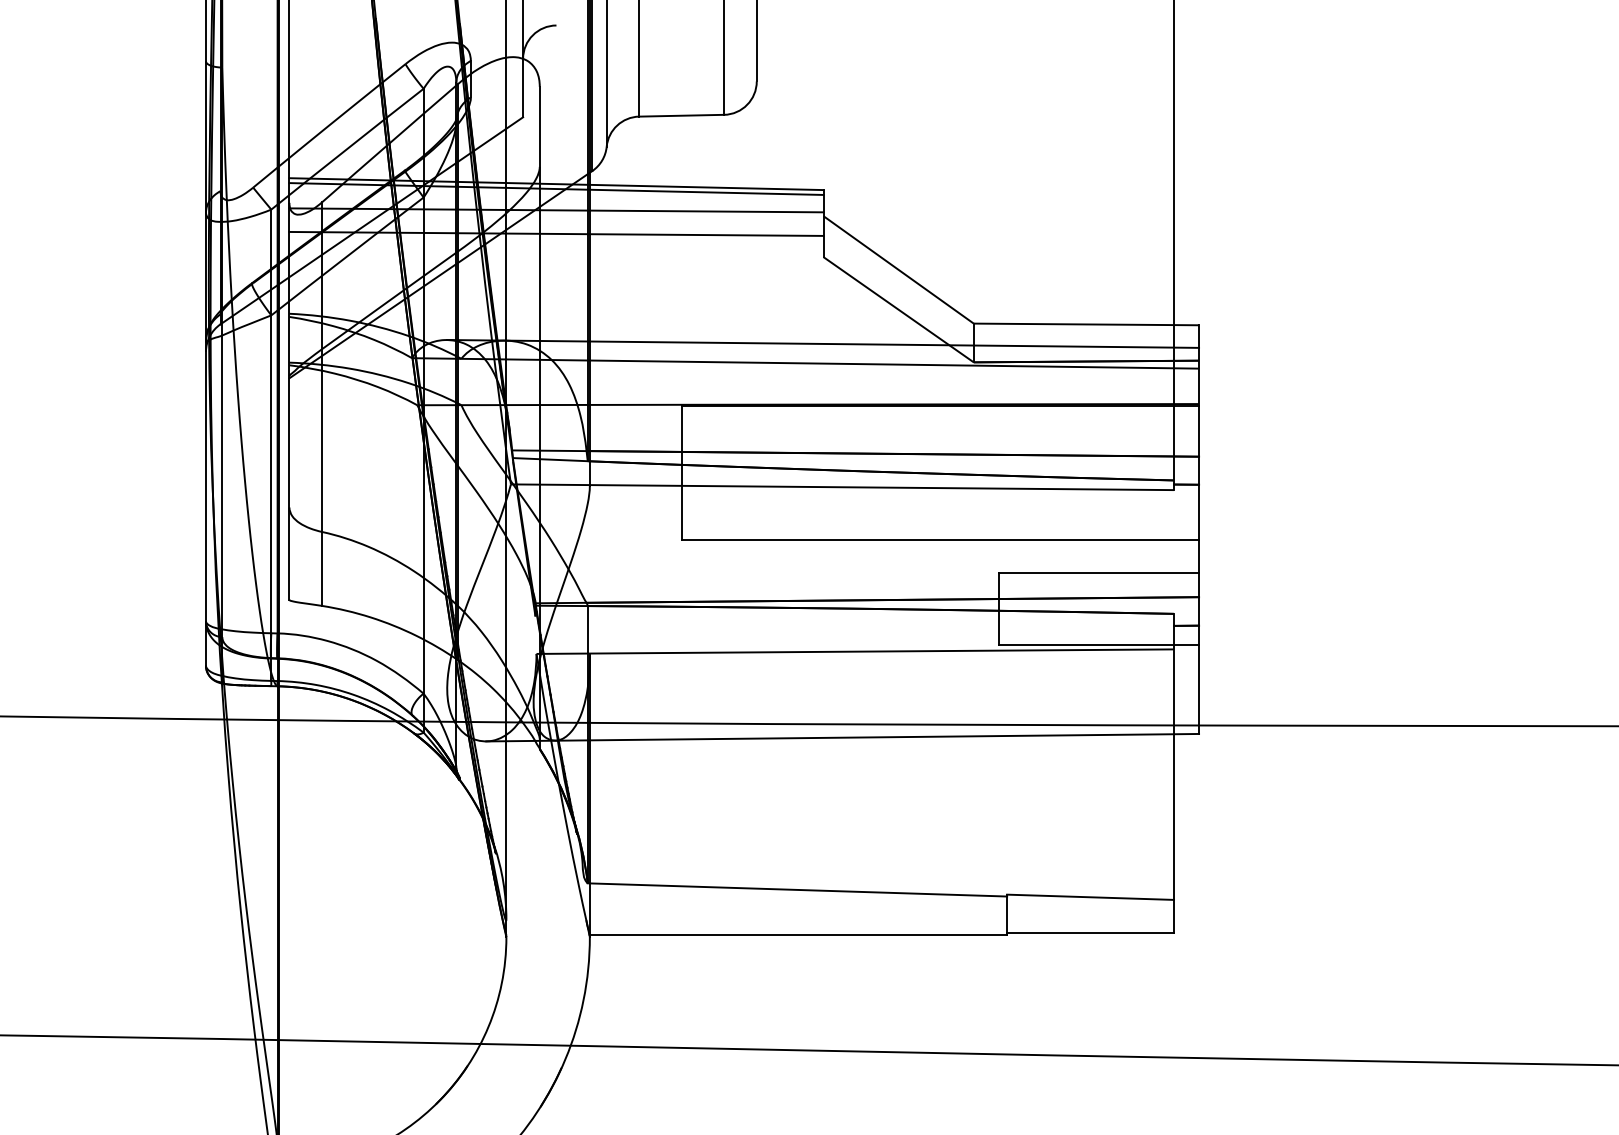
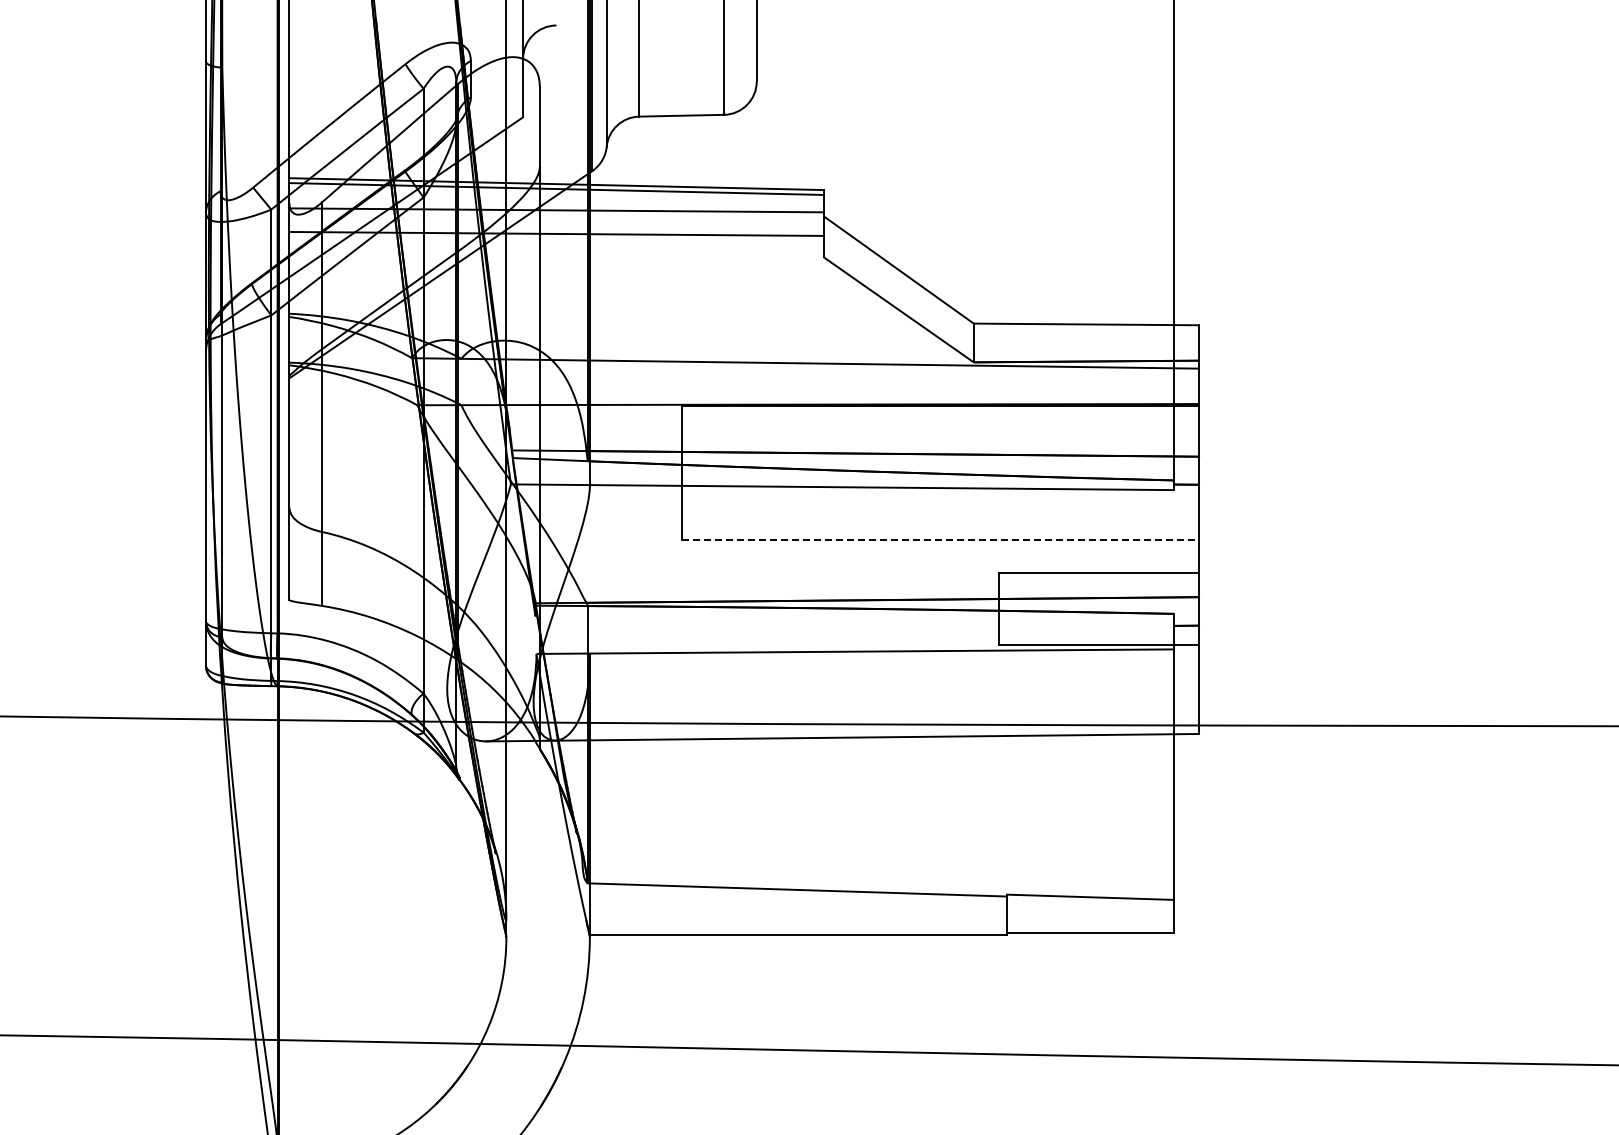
line: present -> none (823, 343)
line: solid -> dashed (940, 539)
